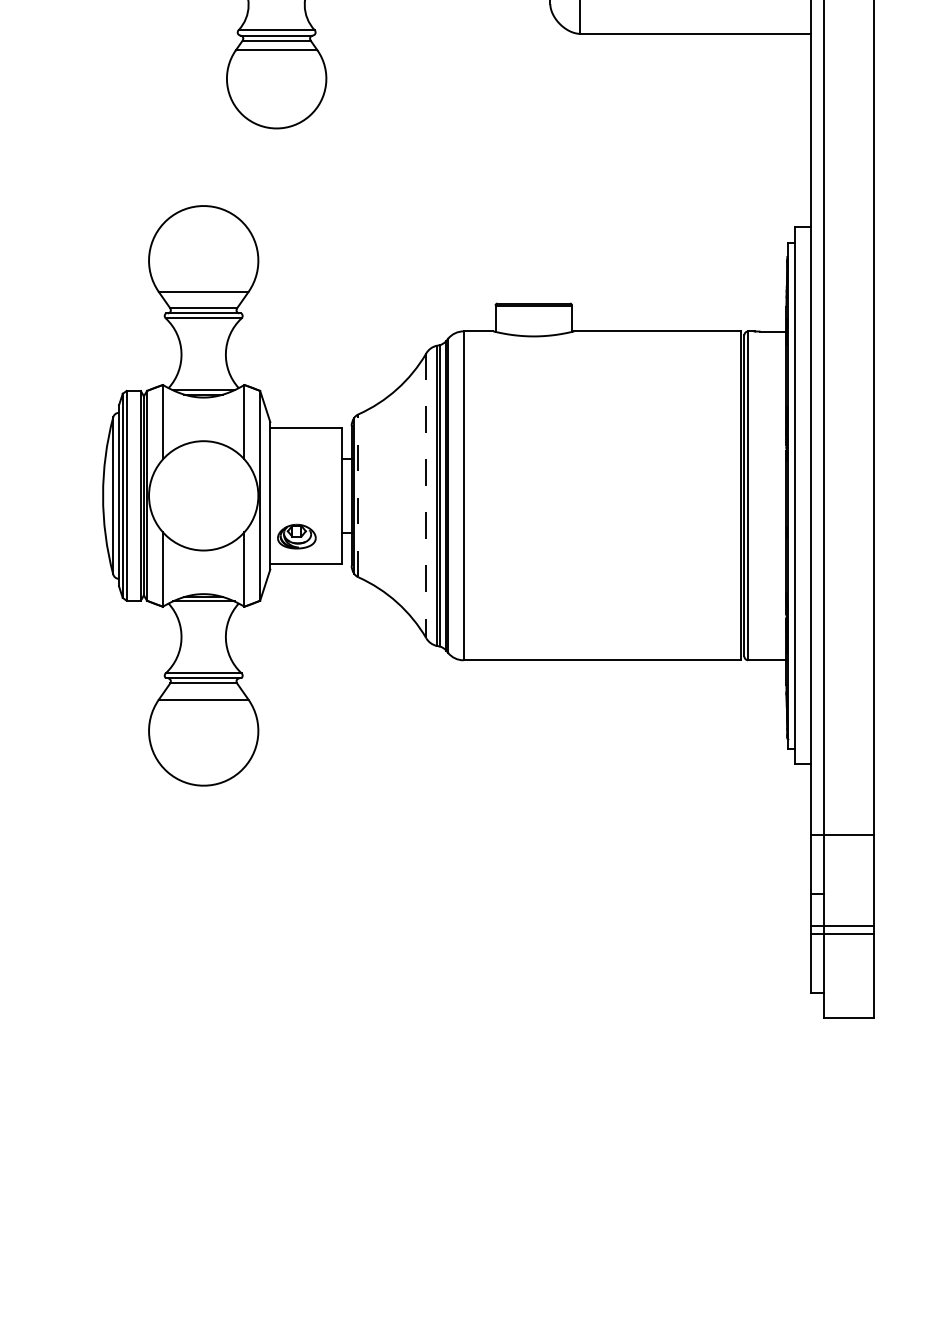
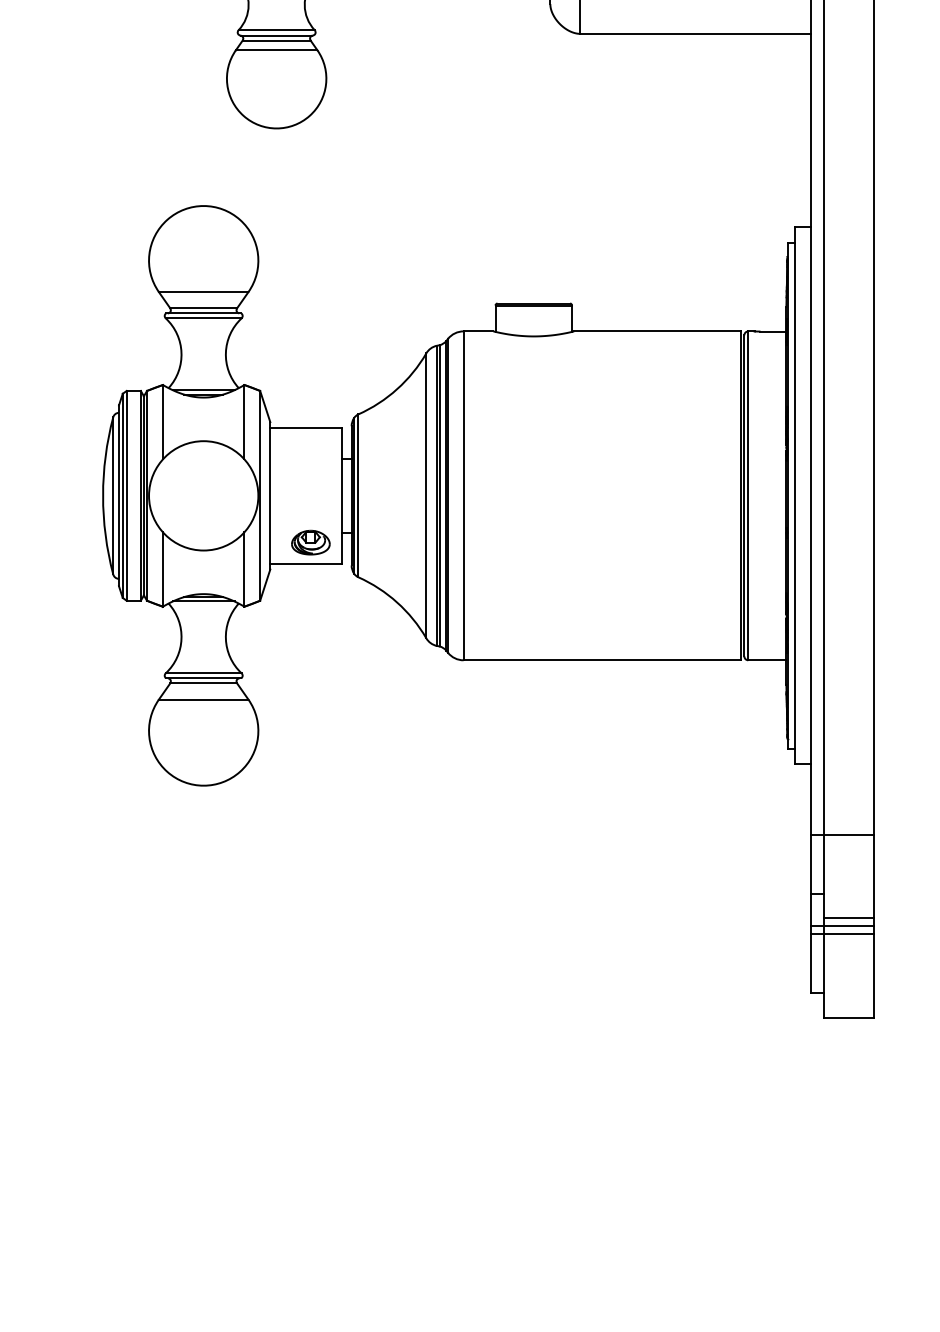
line: dashed -> solid (358, 495)
line: dashed -> solid (426, 496)
part position: (296, 536) -> (310, 542) (310, 542)
line: none -> present (848, 918)
